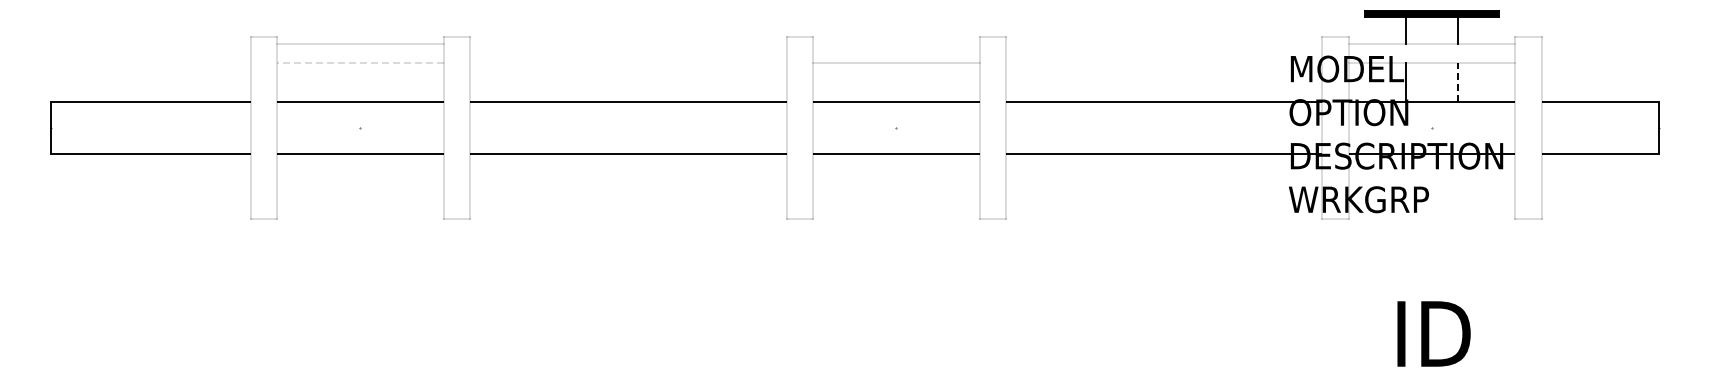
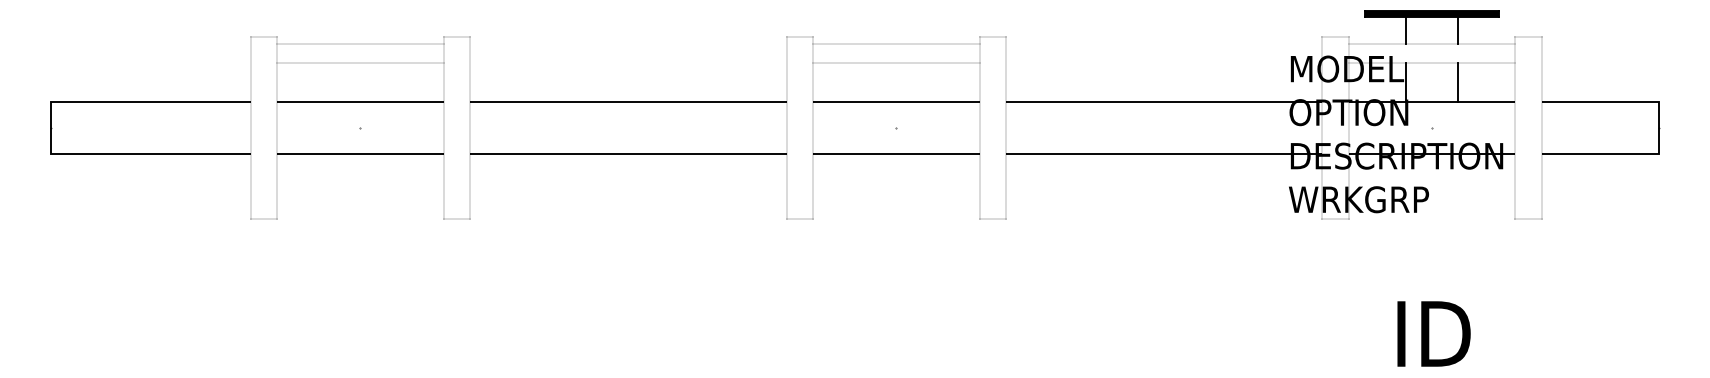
line: none -> present (895, 43)
line: dashed -> solid (359, 63)
line: dashed -> solid (1457, 82)
